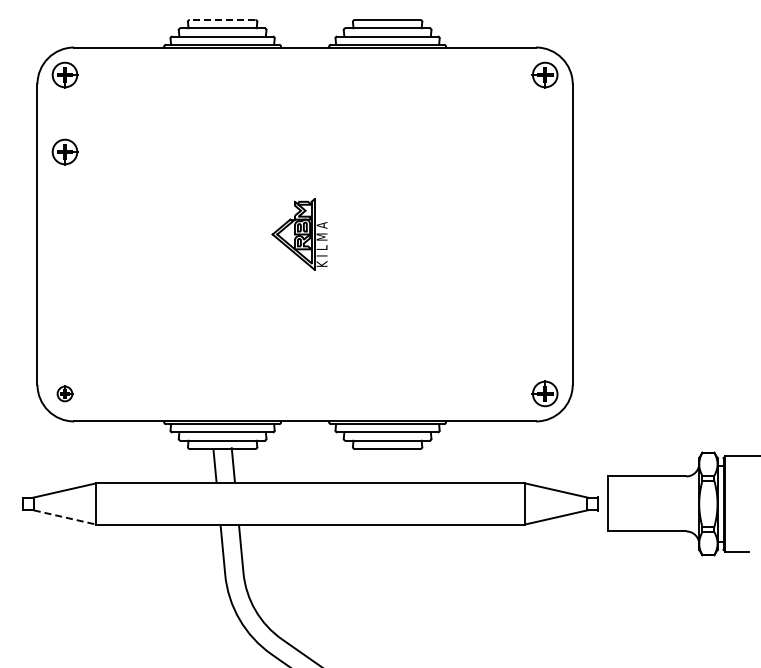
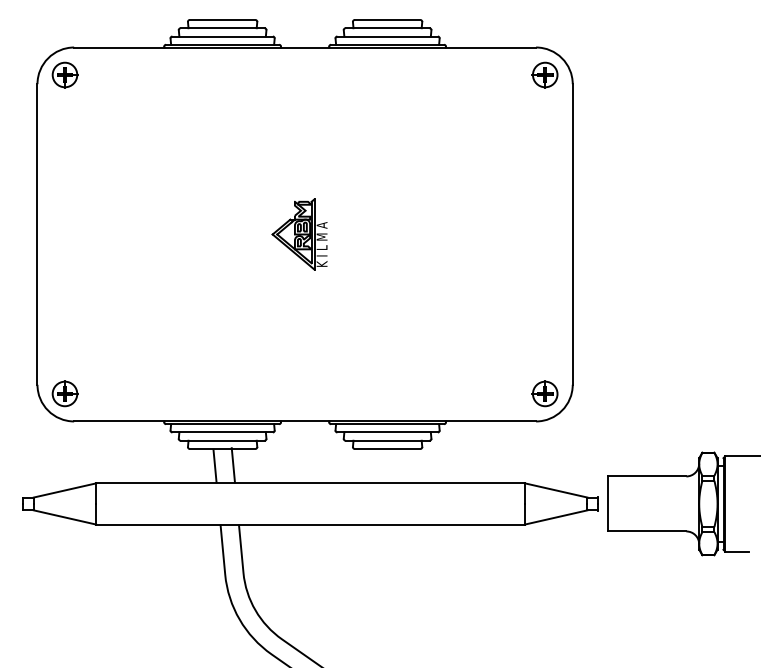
line: dashed -> solid (222, 20)
part: present -> none (64, 151)
part size: 18x18 px -> 28x28 px (64, 393)
line: dashed -> solid (64, 517)
